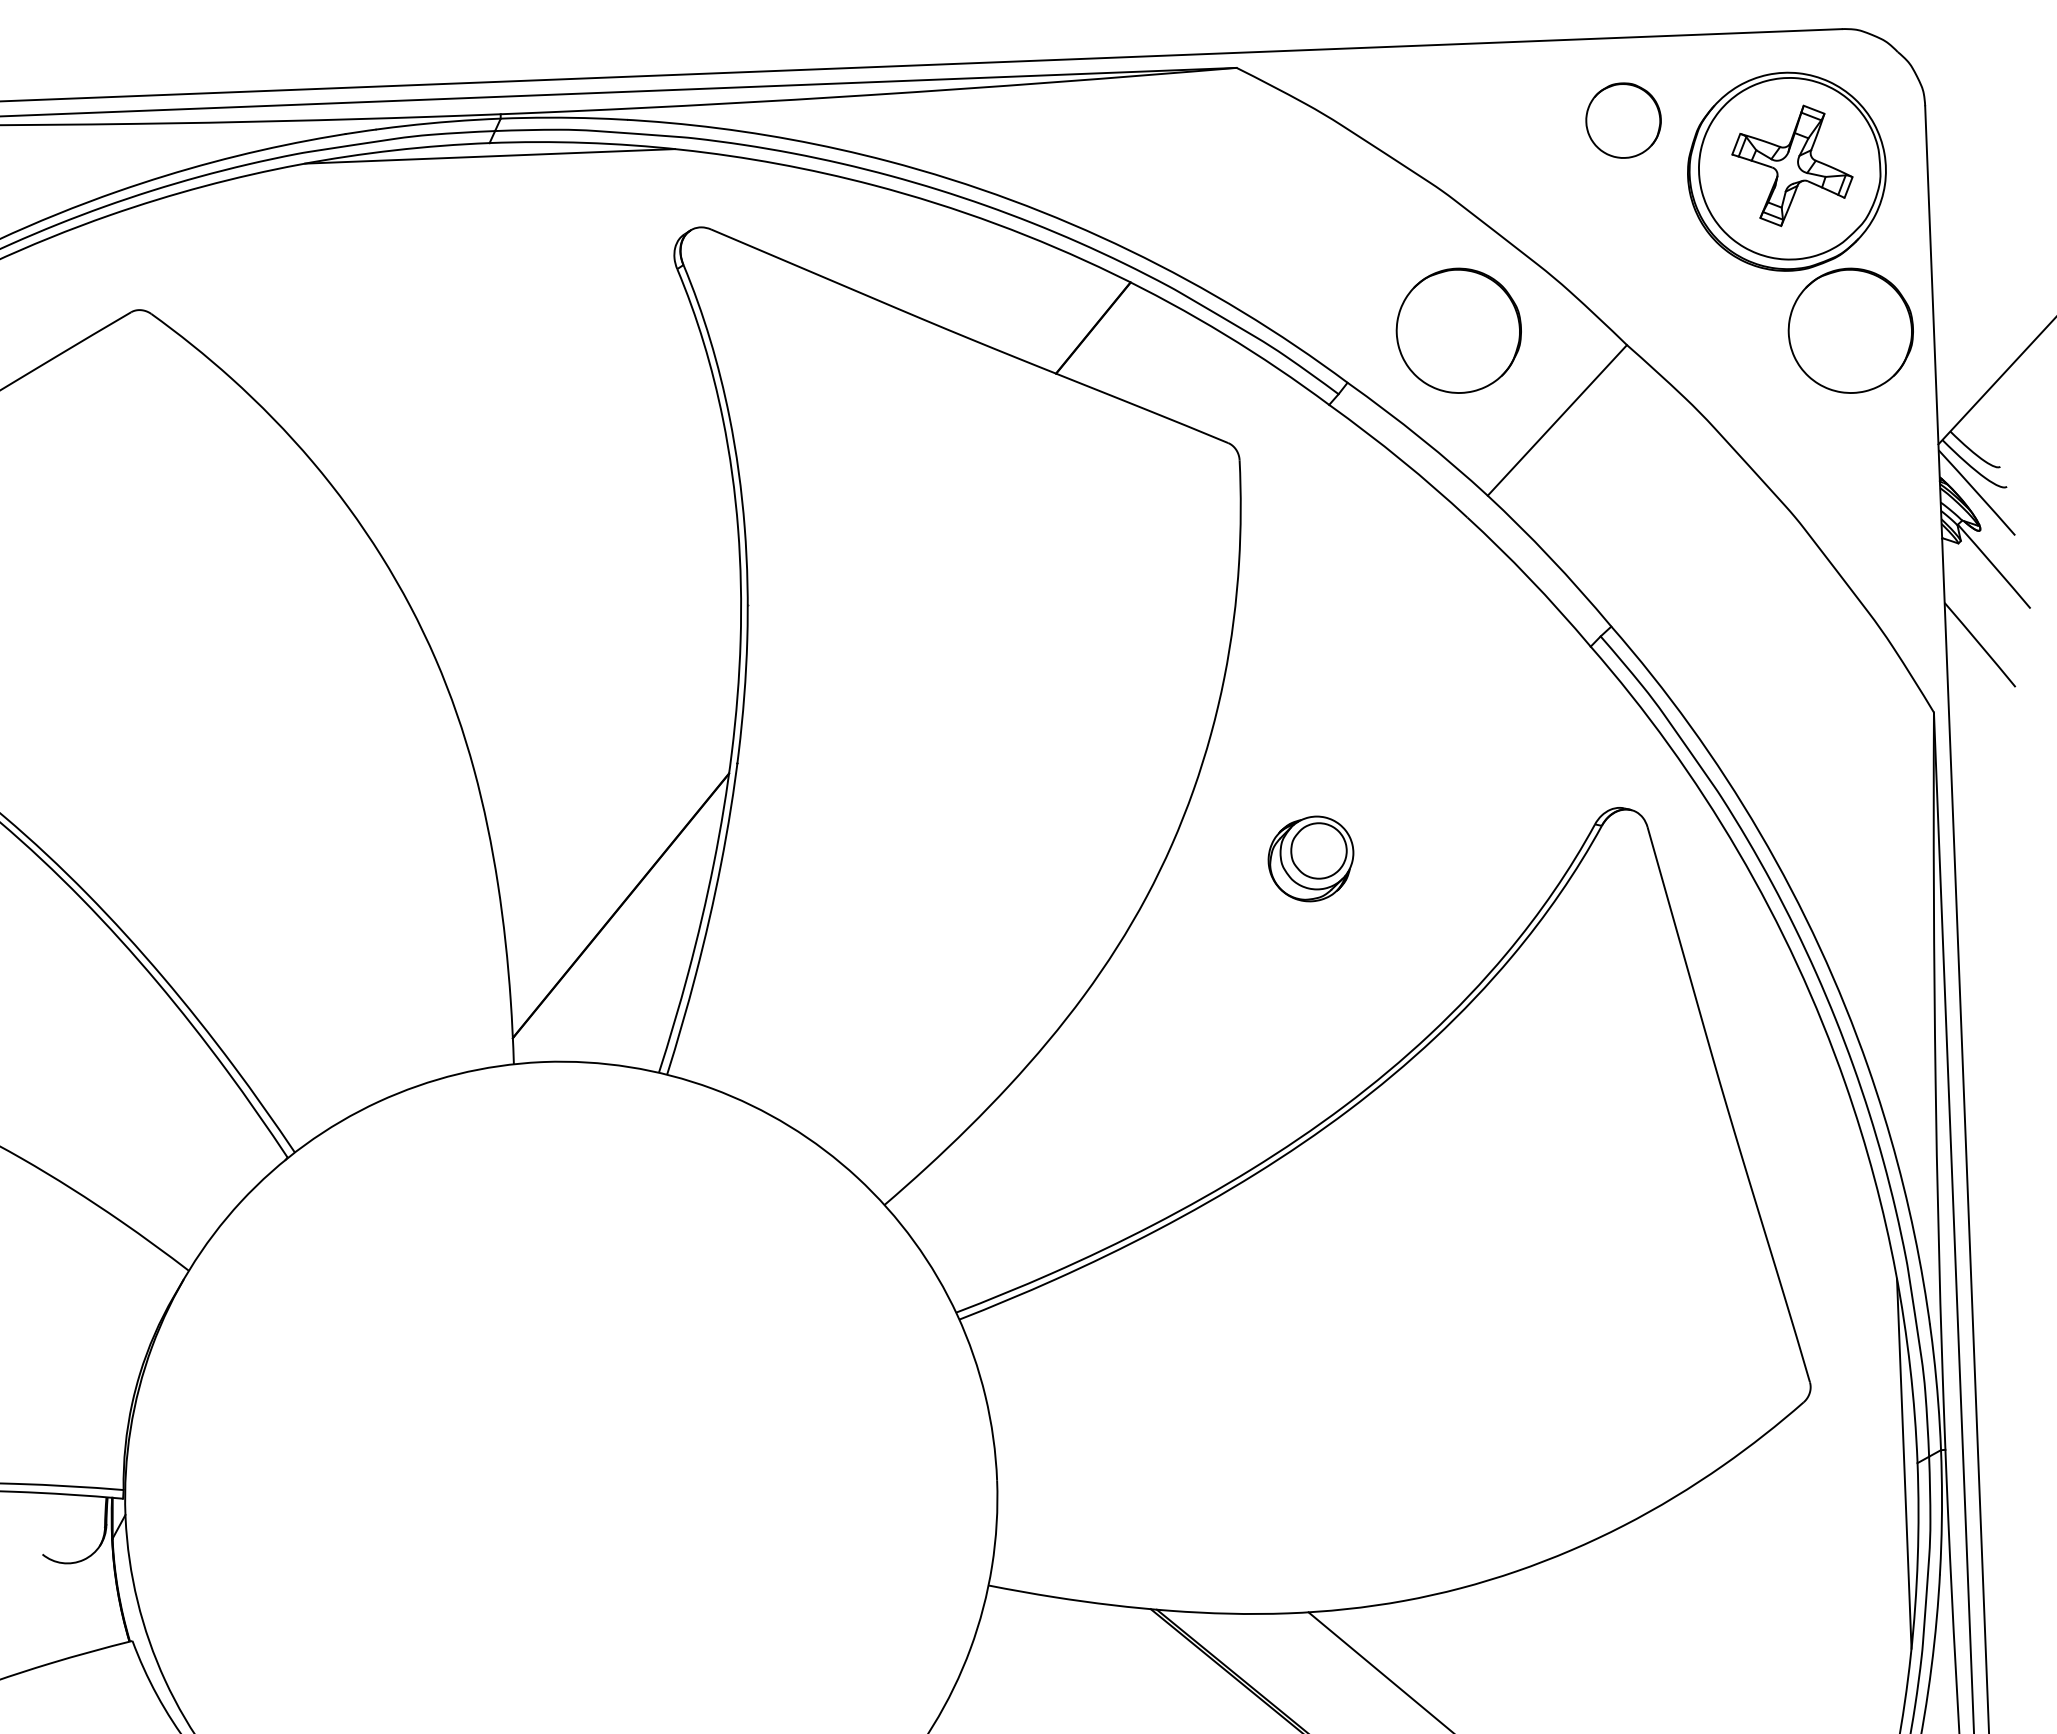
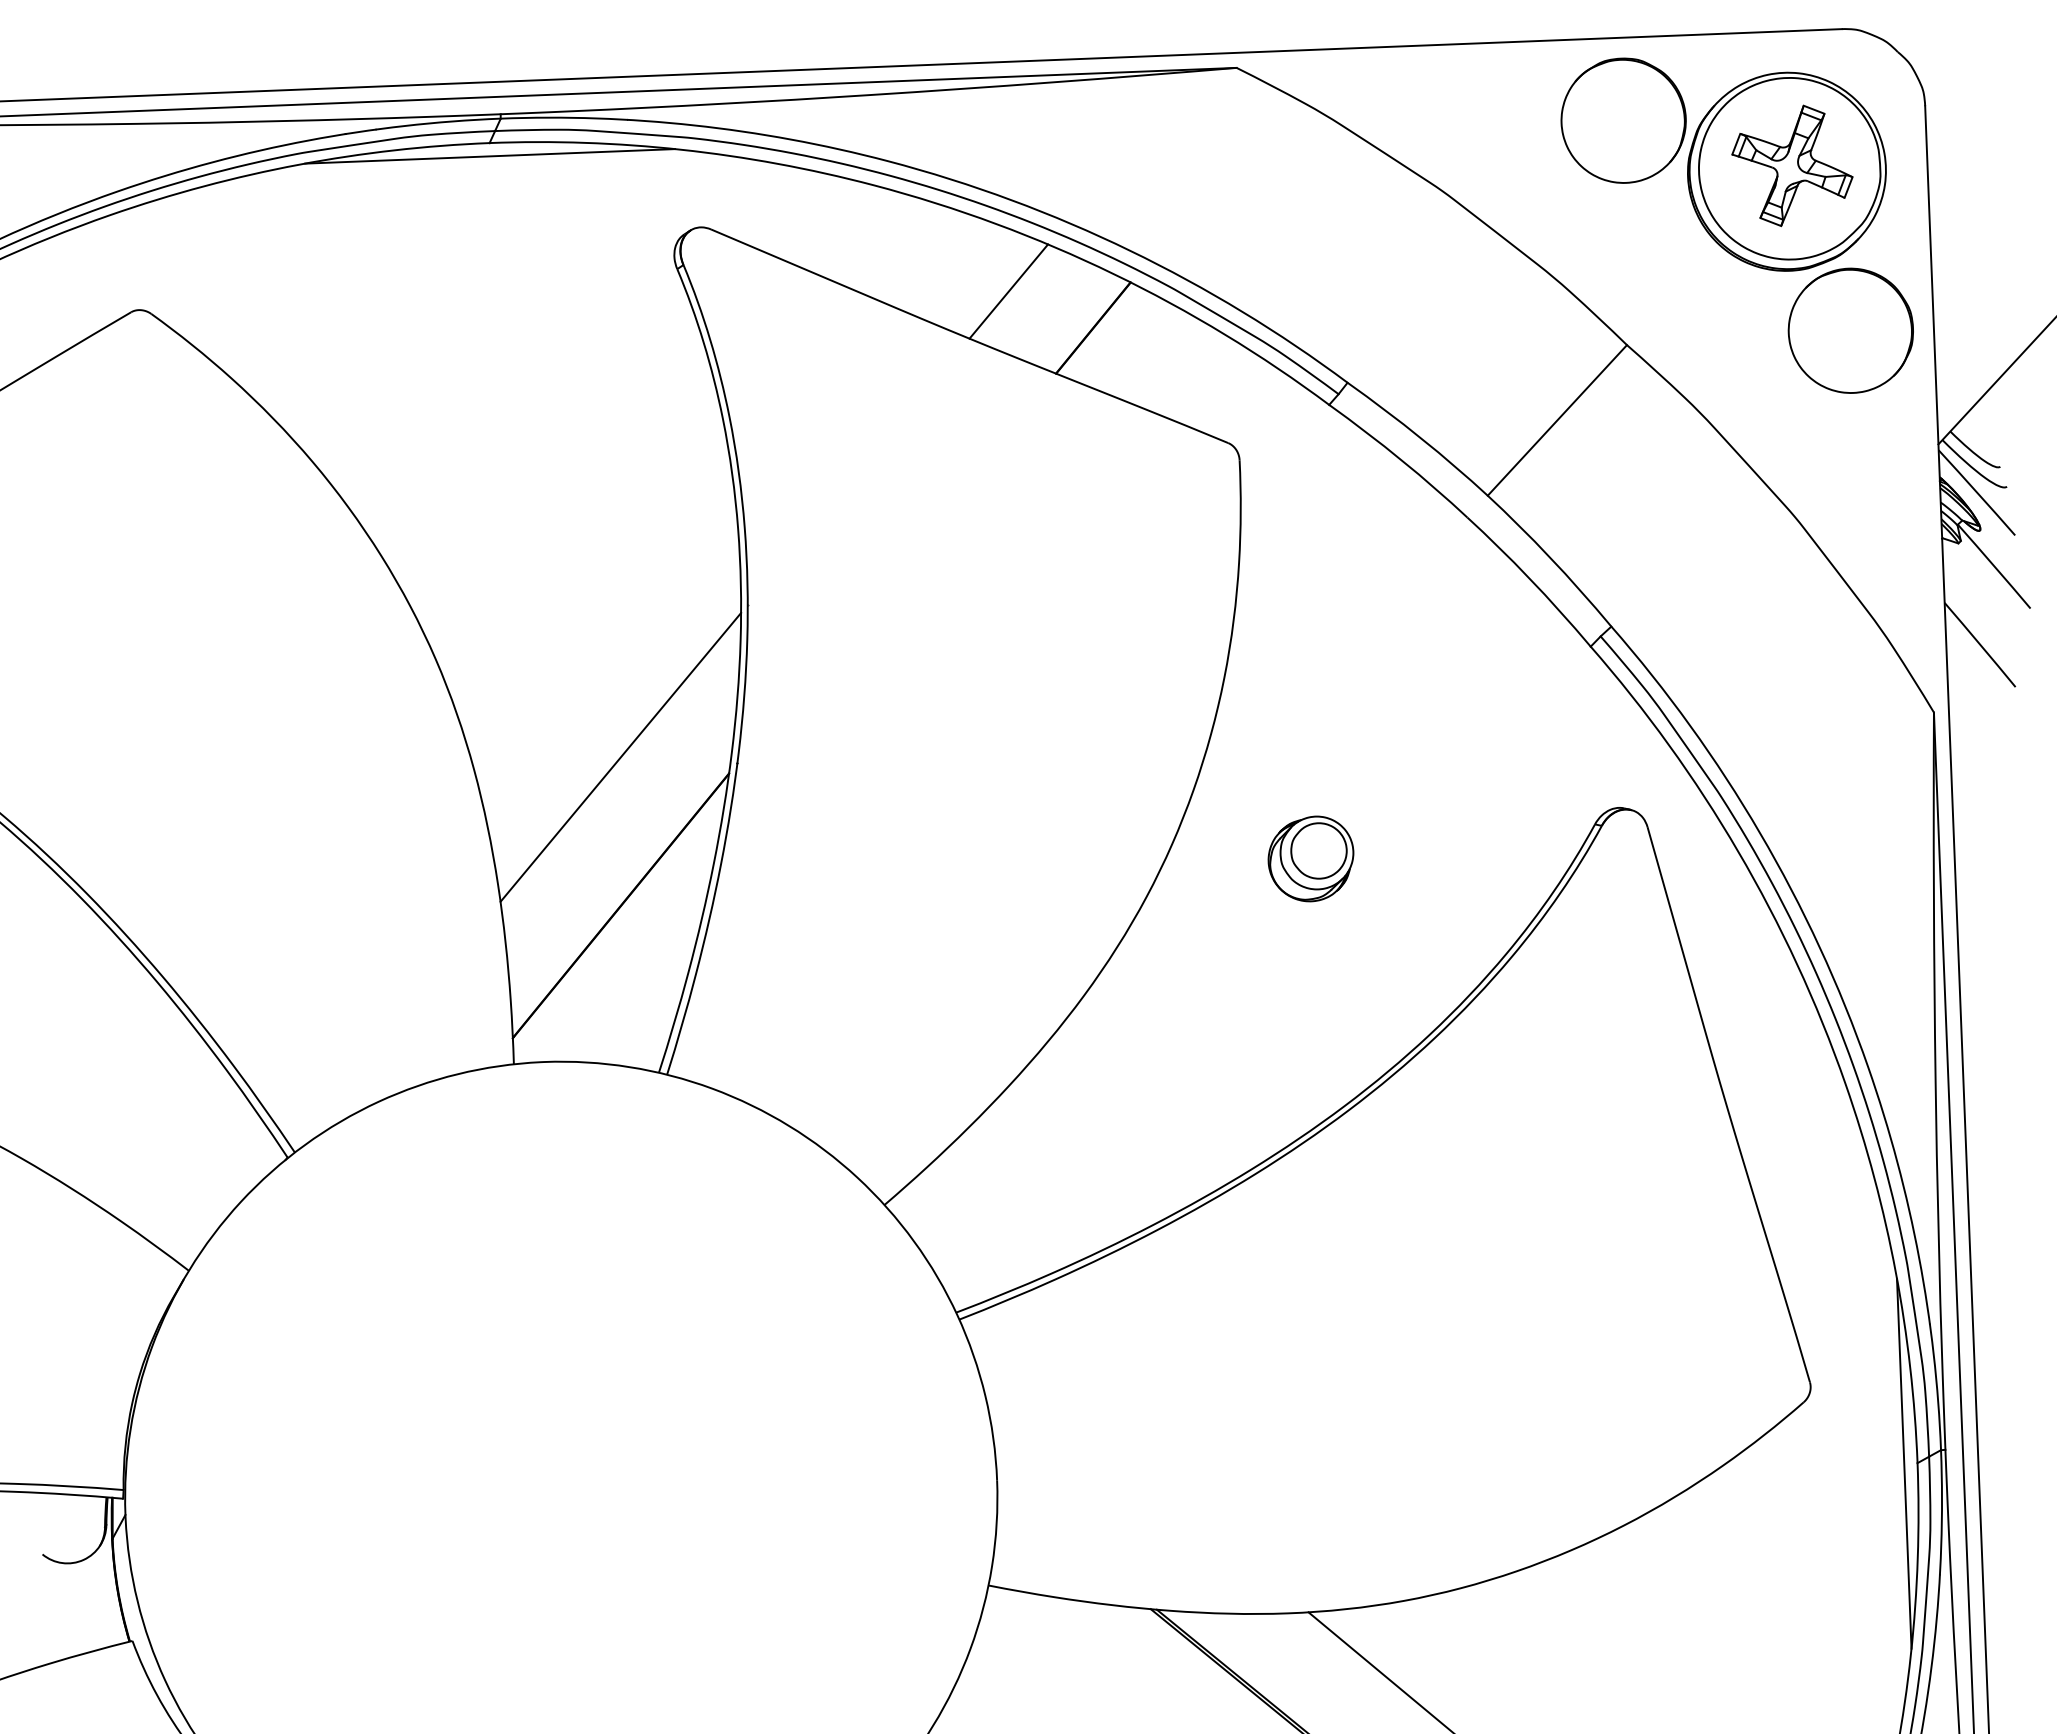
part size: 77x77 px -> 127x127 px (1623, 120)
line: none -> present (1008, 291)
part: present -> none (1458, 330)
line: none -> present (620, 756)
